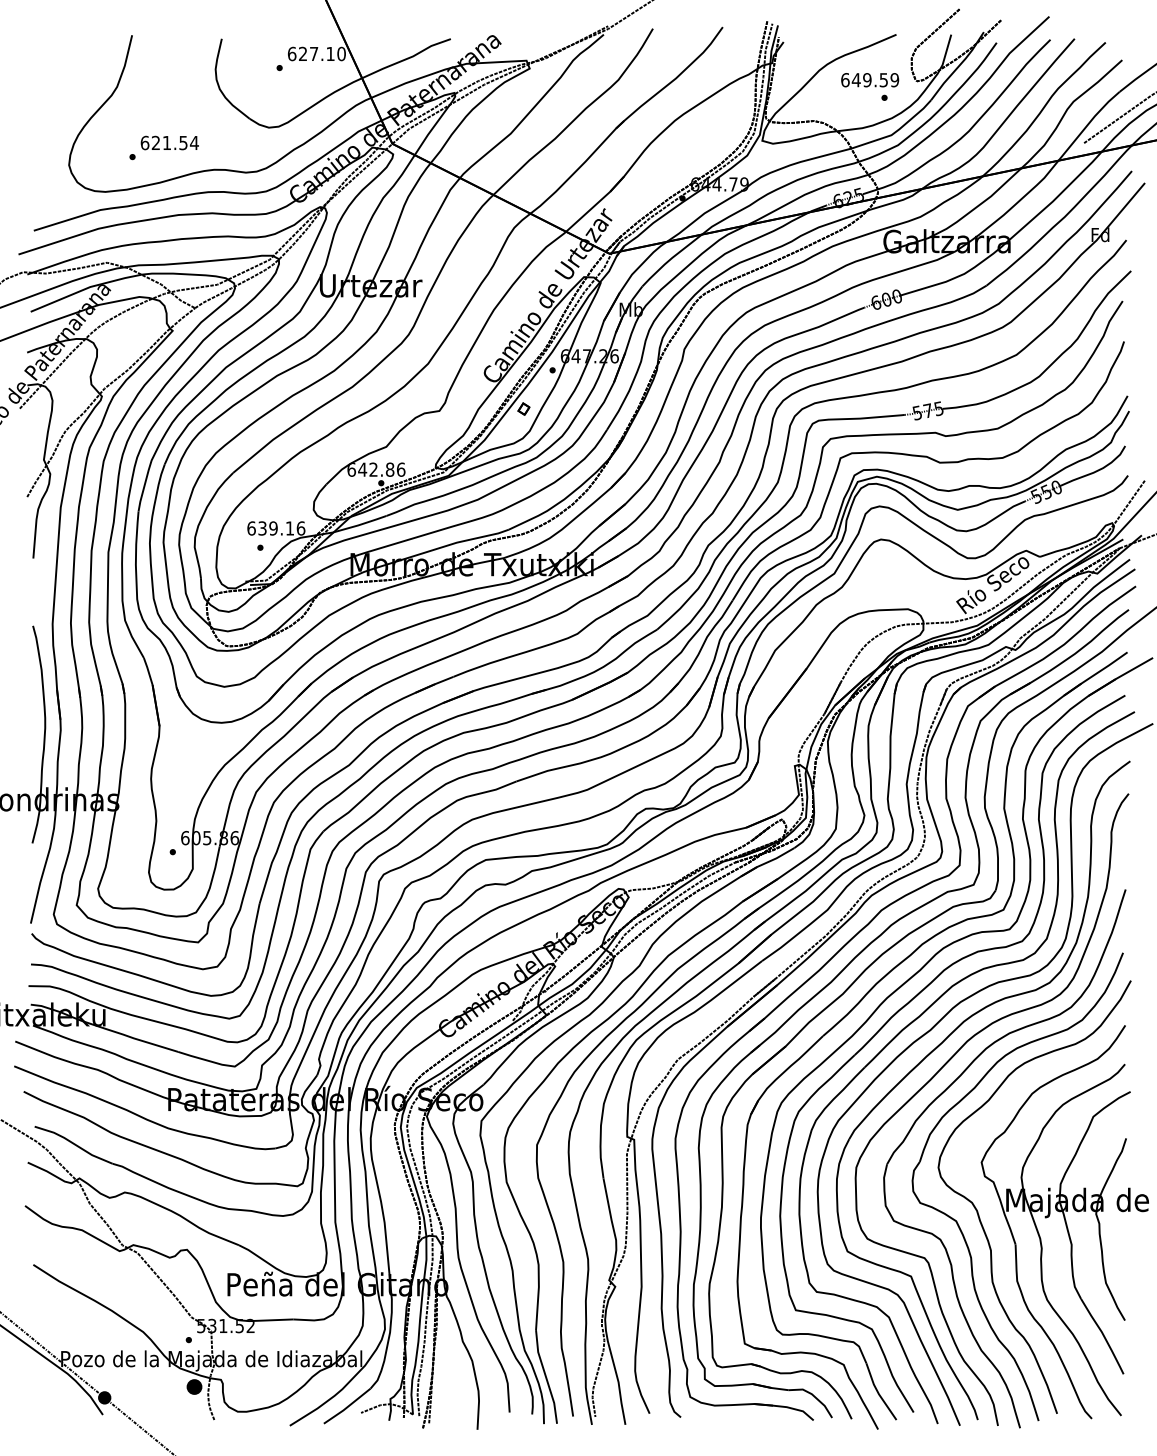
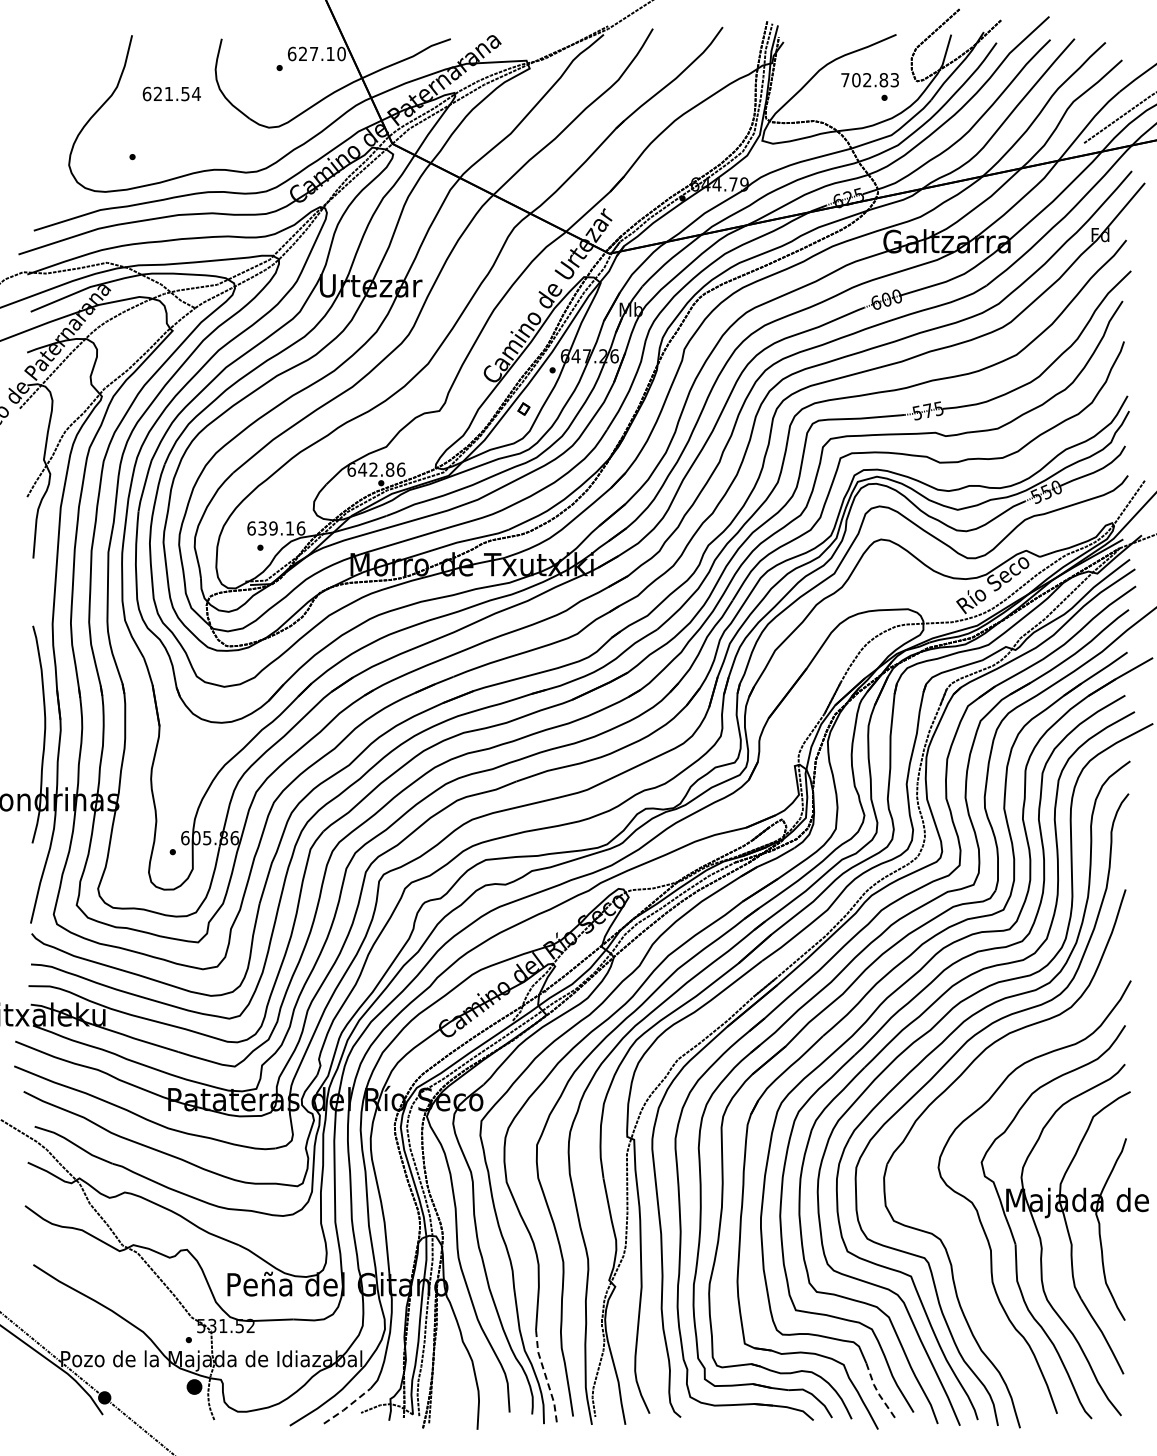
text: 649.59 -> 702.83 (870, 80)
text position: (169, 142) -> (171, 93) (171, 93)
part: present -> none (957, 1221)
line: solid -> dashed (545, 1376)
line: solid -> dashed (878, 1393)
line: solid -> dashed (347, 1407)
